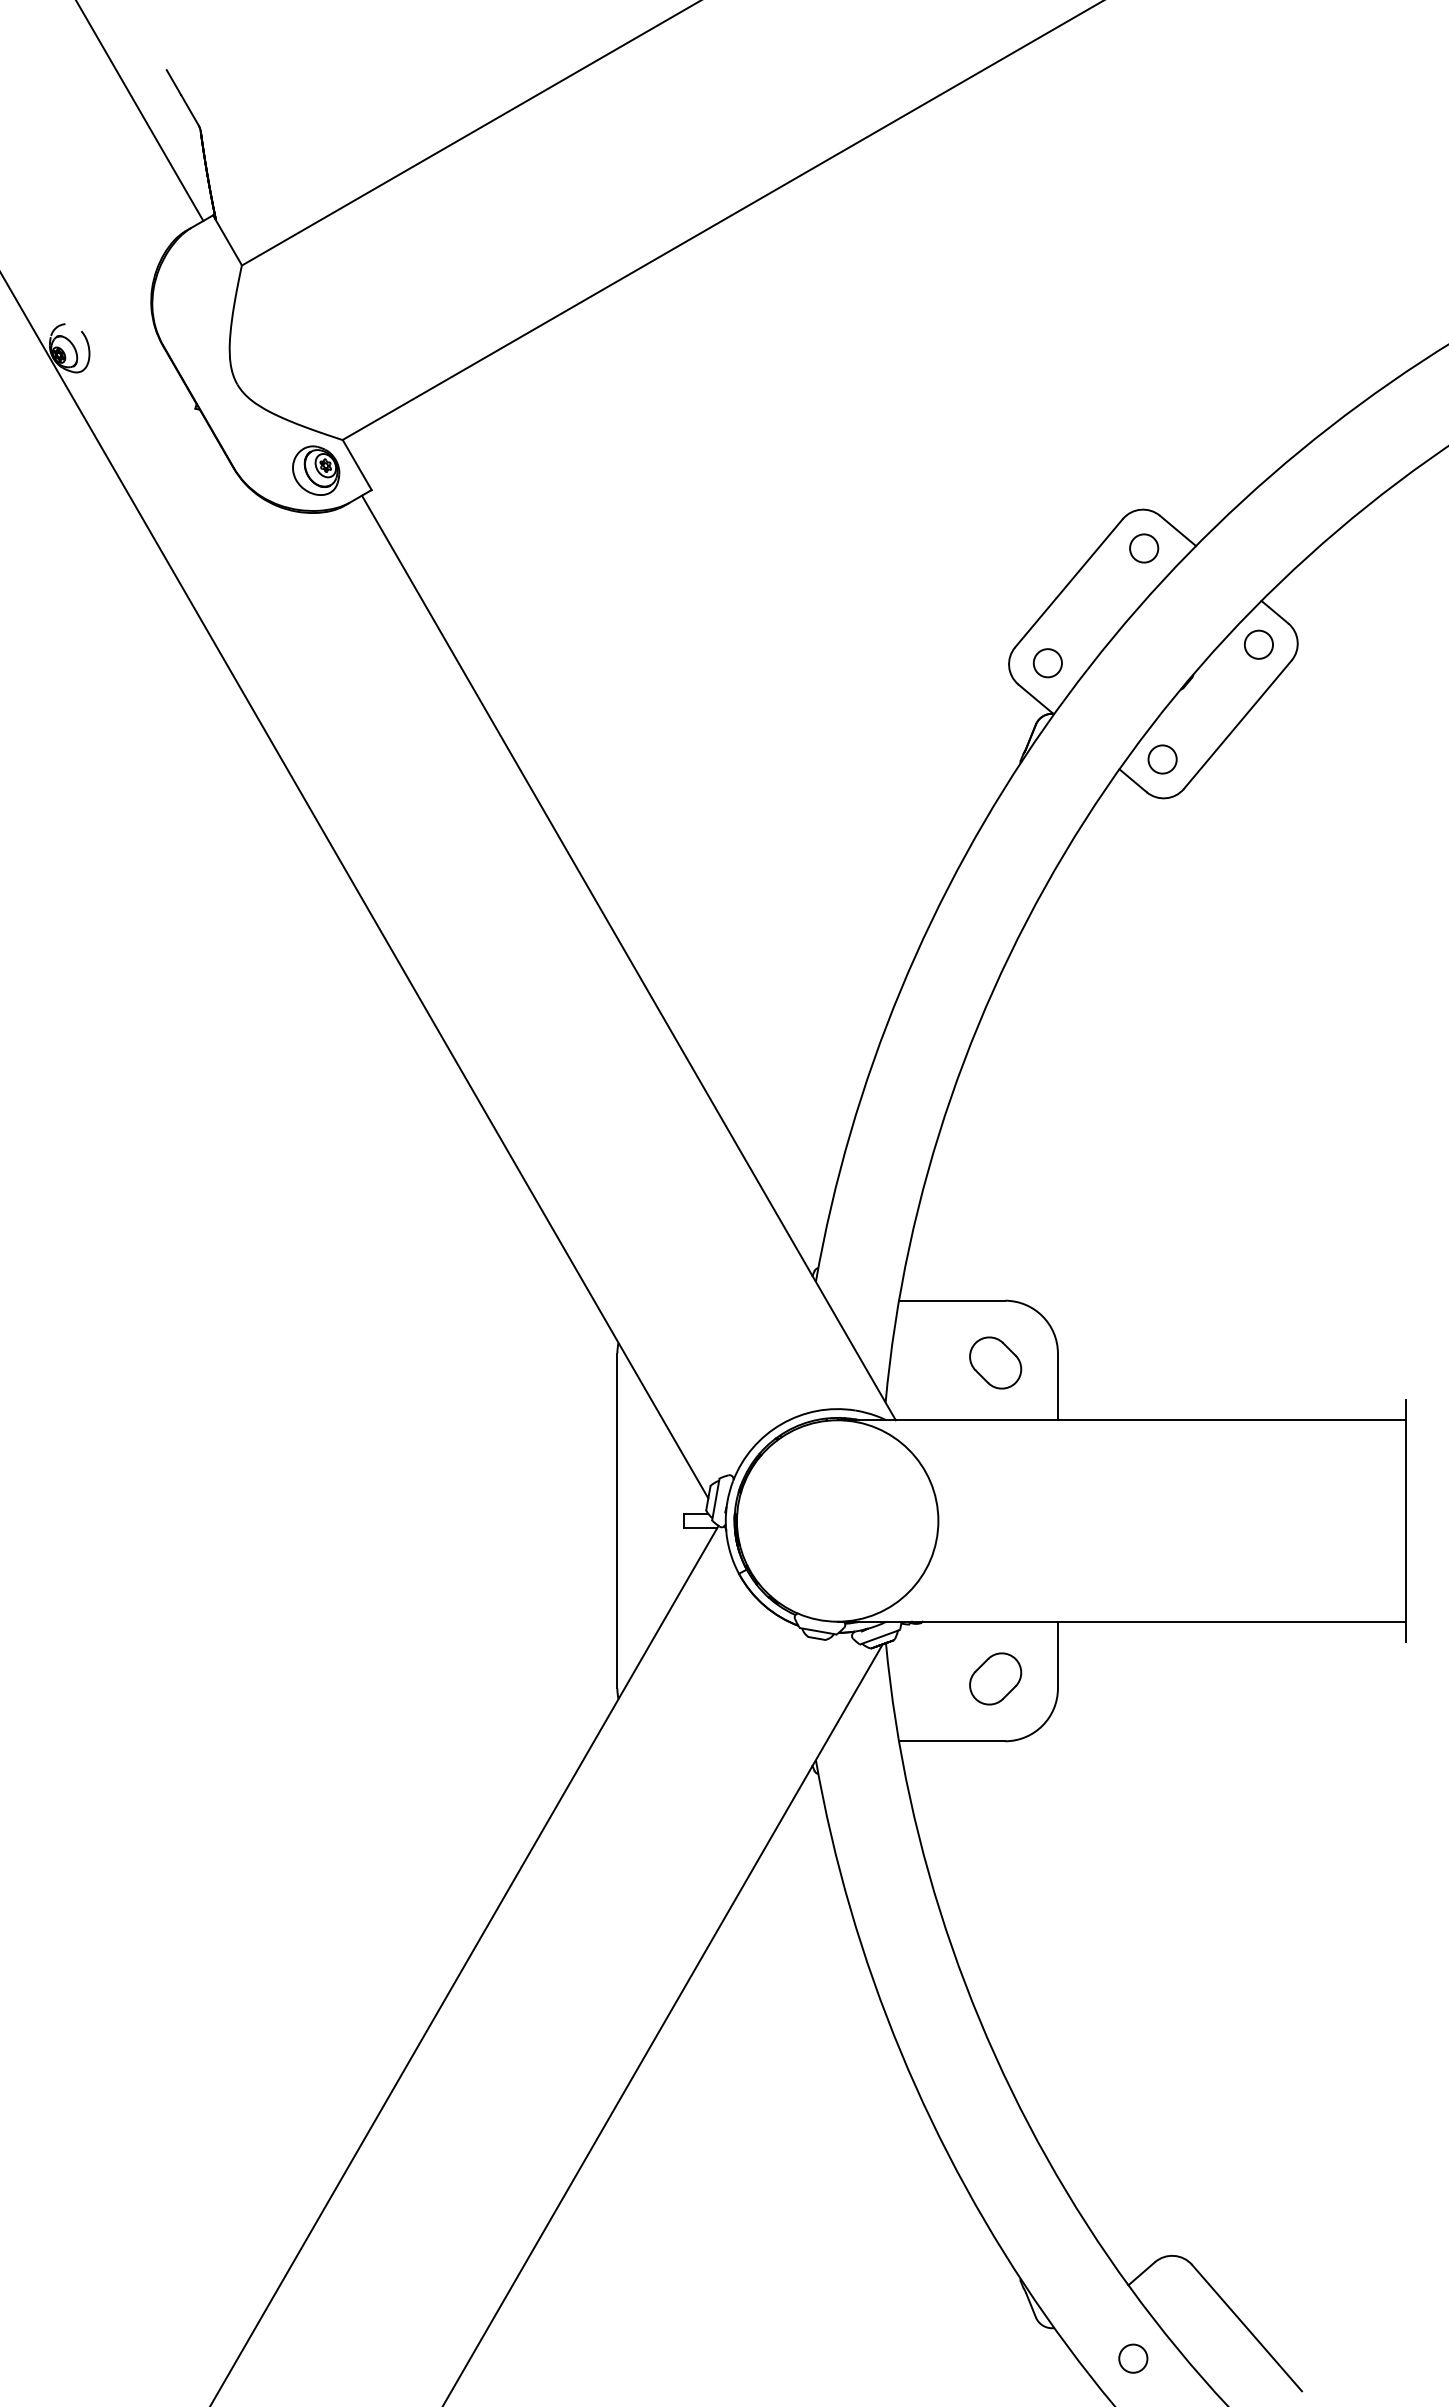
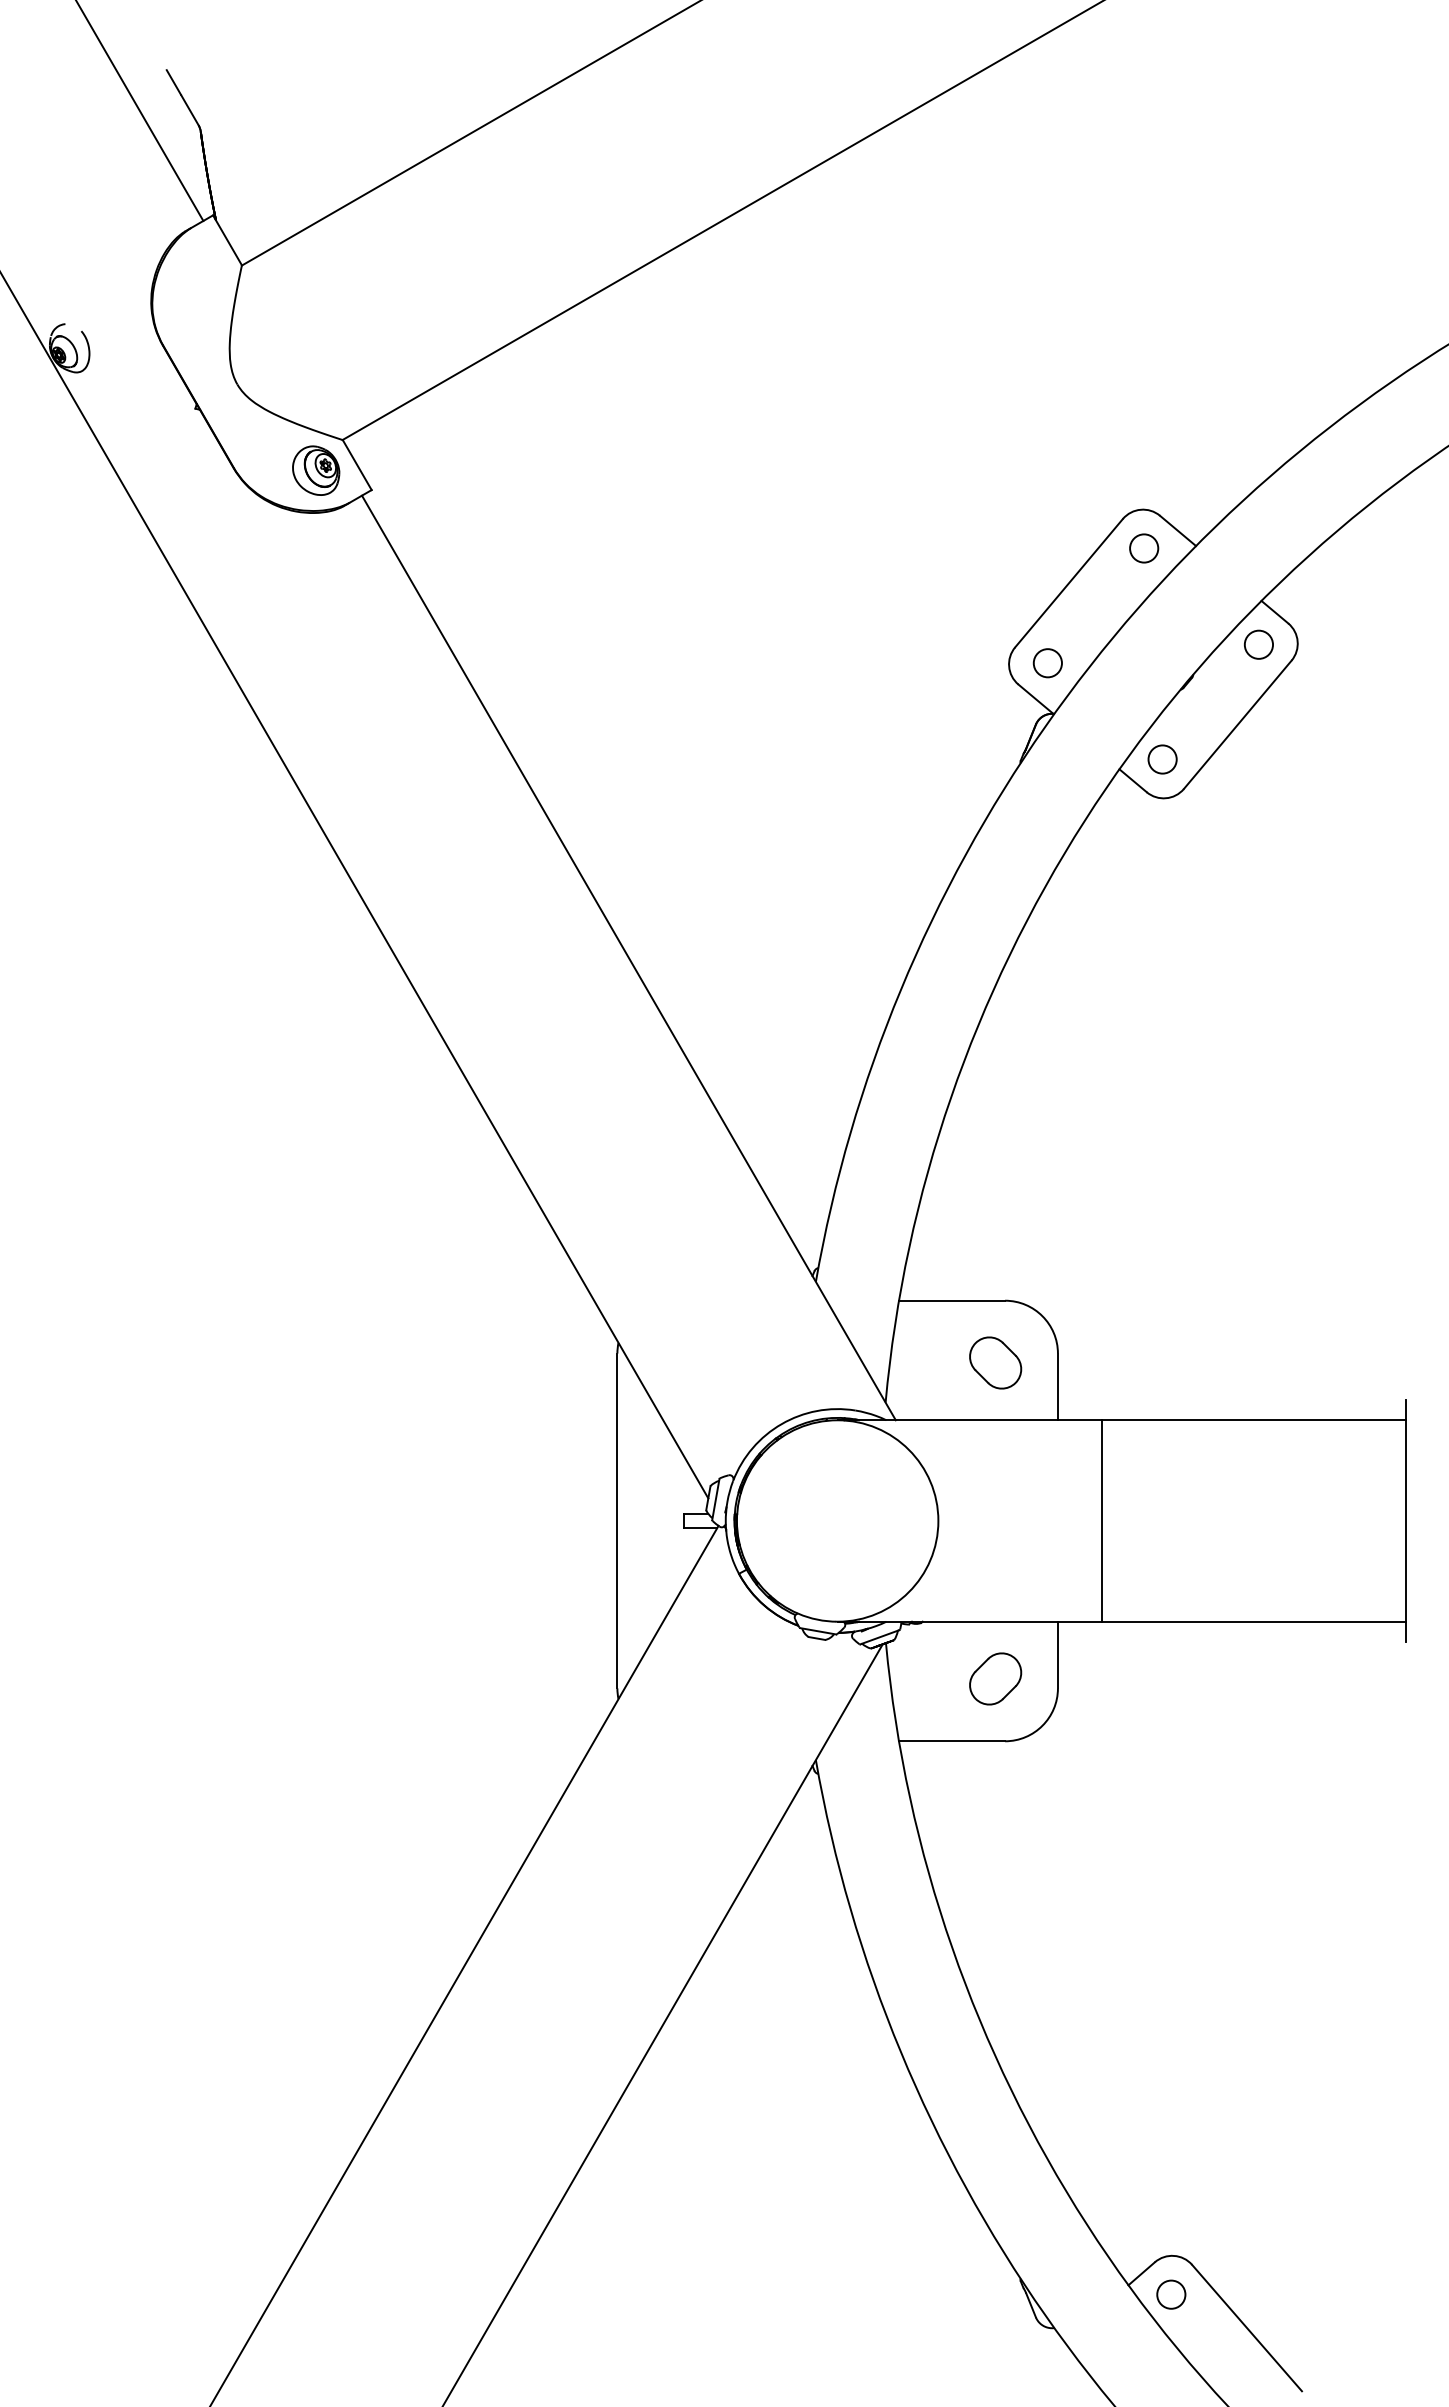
line: none -> present (1102, 1520)
circle position: (1133, 2358) -> (1171, 2294) (1171, 2294)
